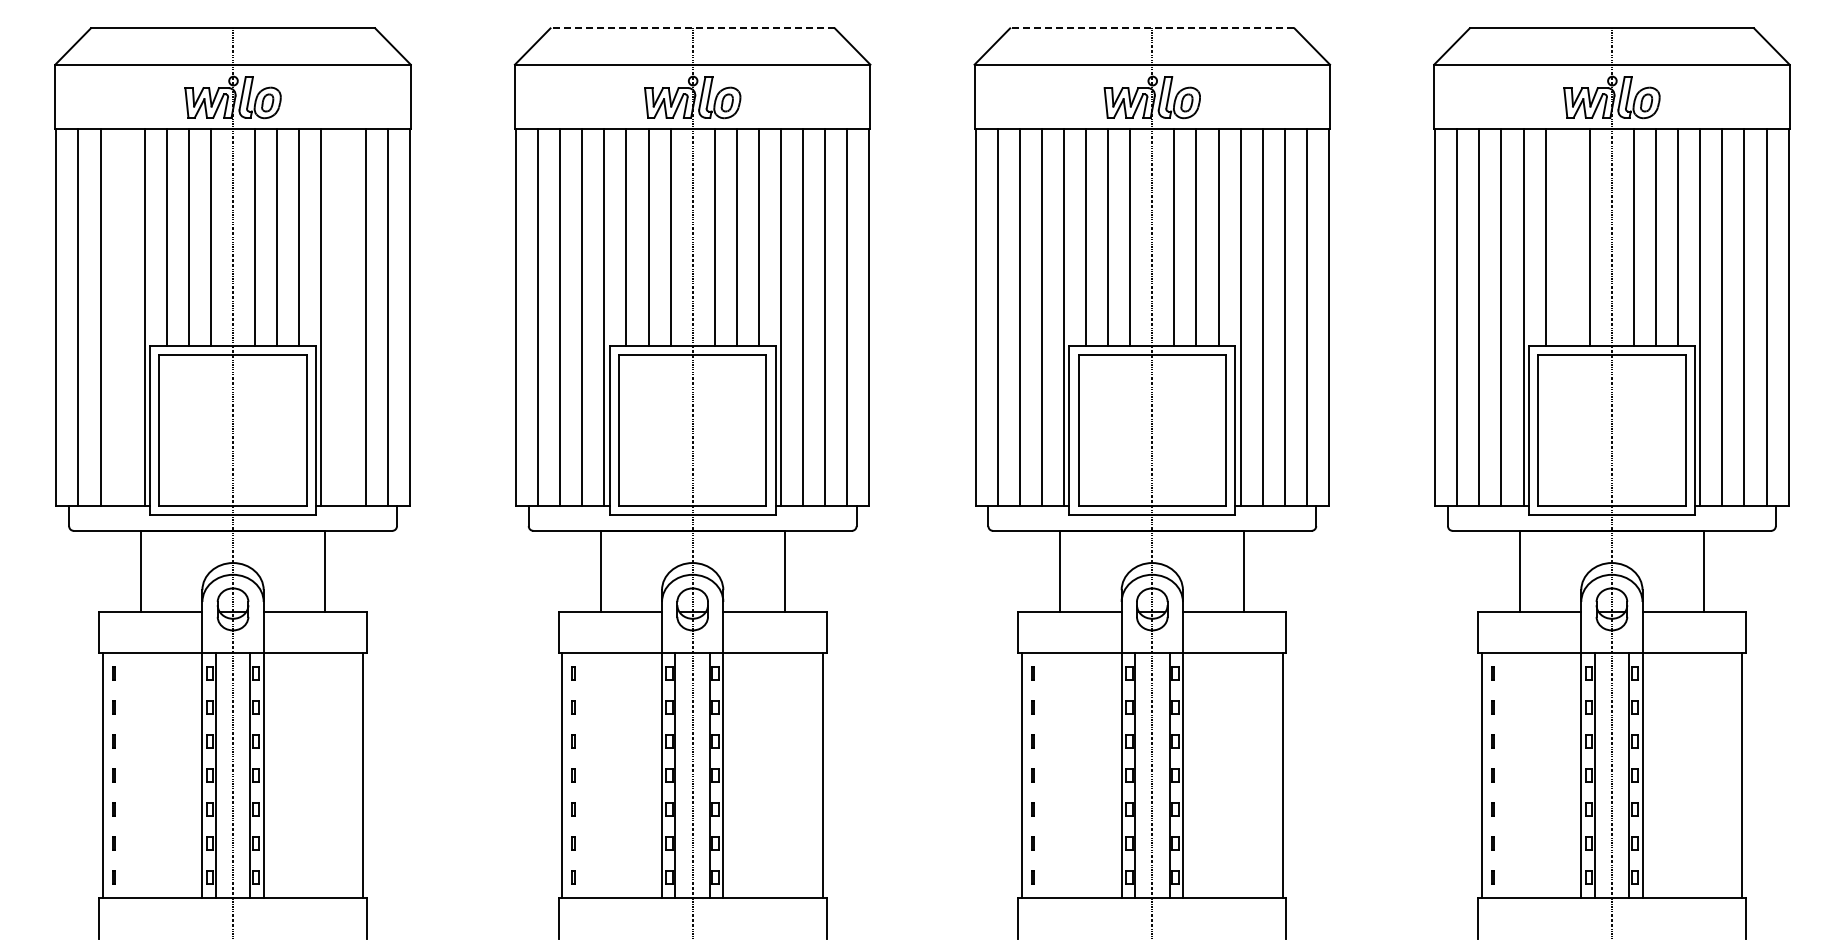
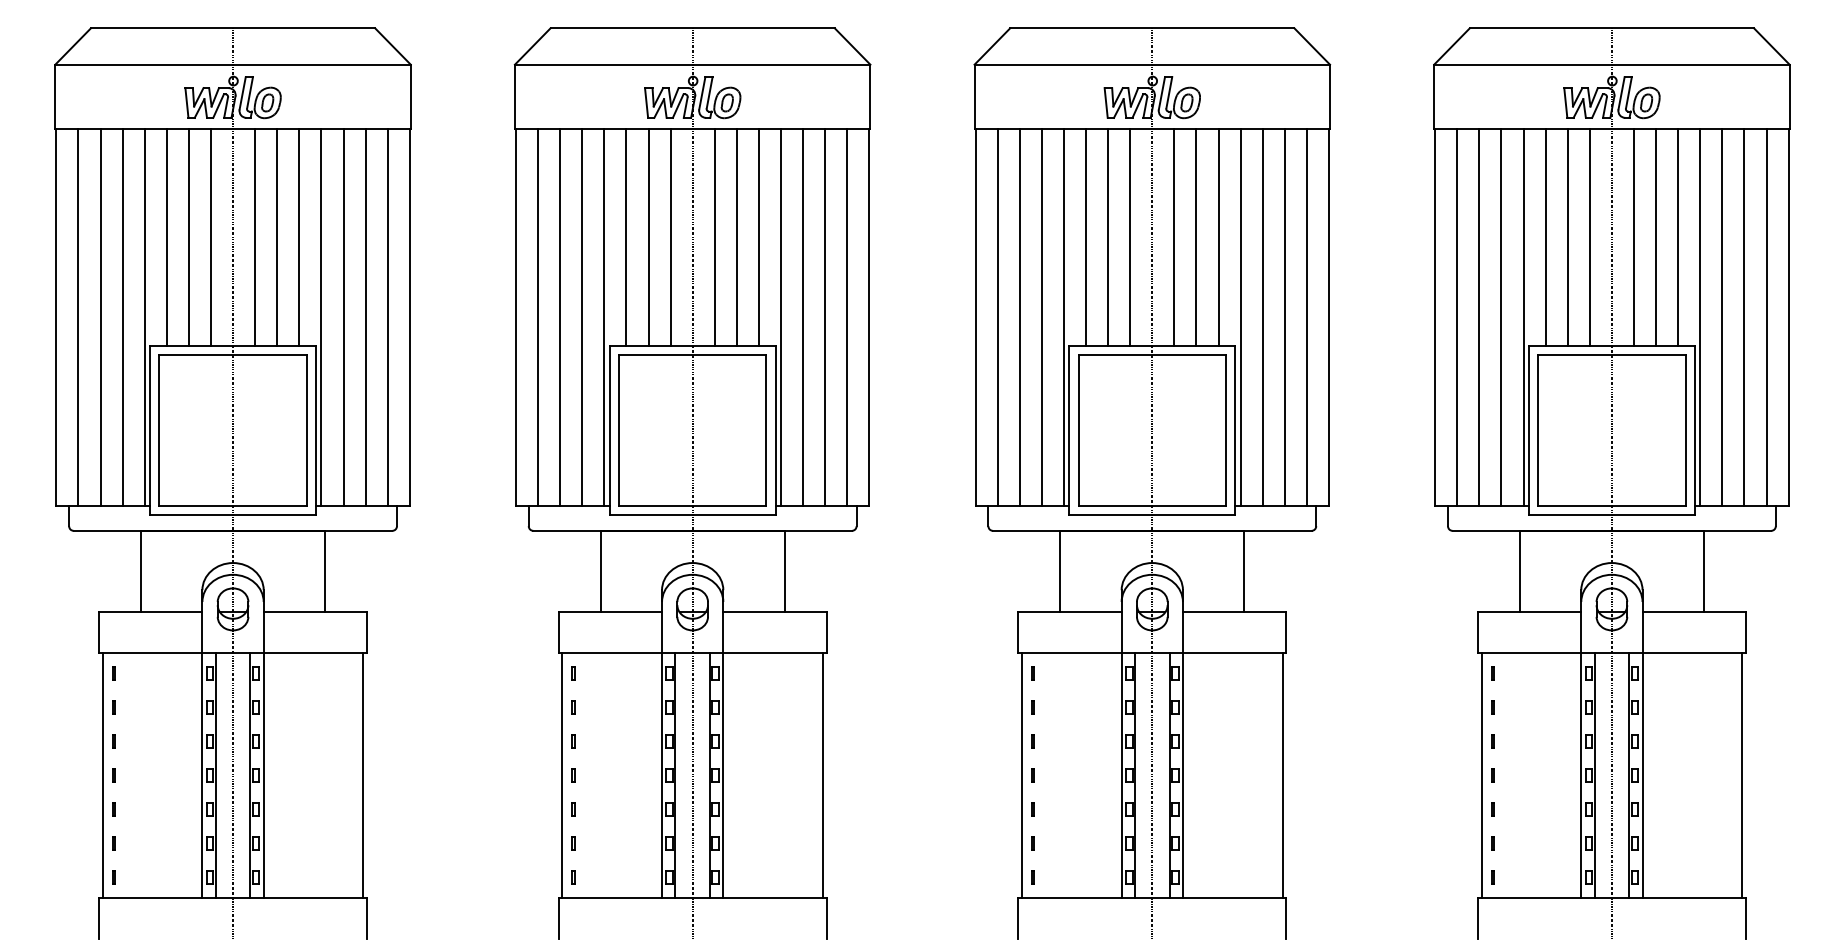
line: dashed -> solid (692, 28)
line: dashed -> solid (1151, 28)
line: none -> present (1567, 236)
line: none -> present (122, 316)
line: none -> present (343, 316)
